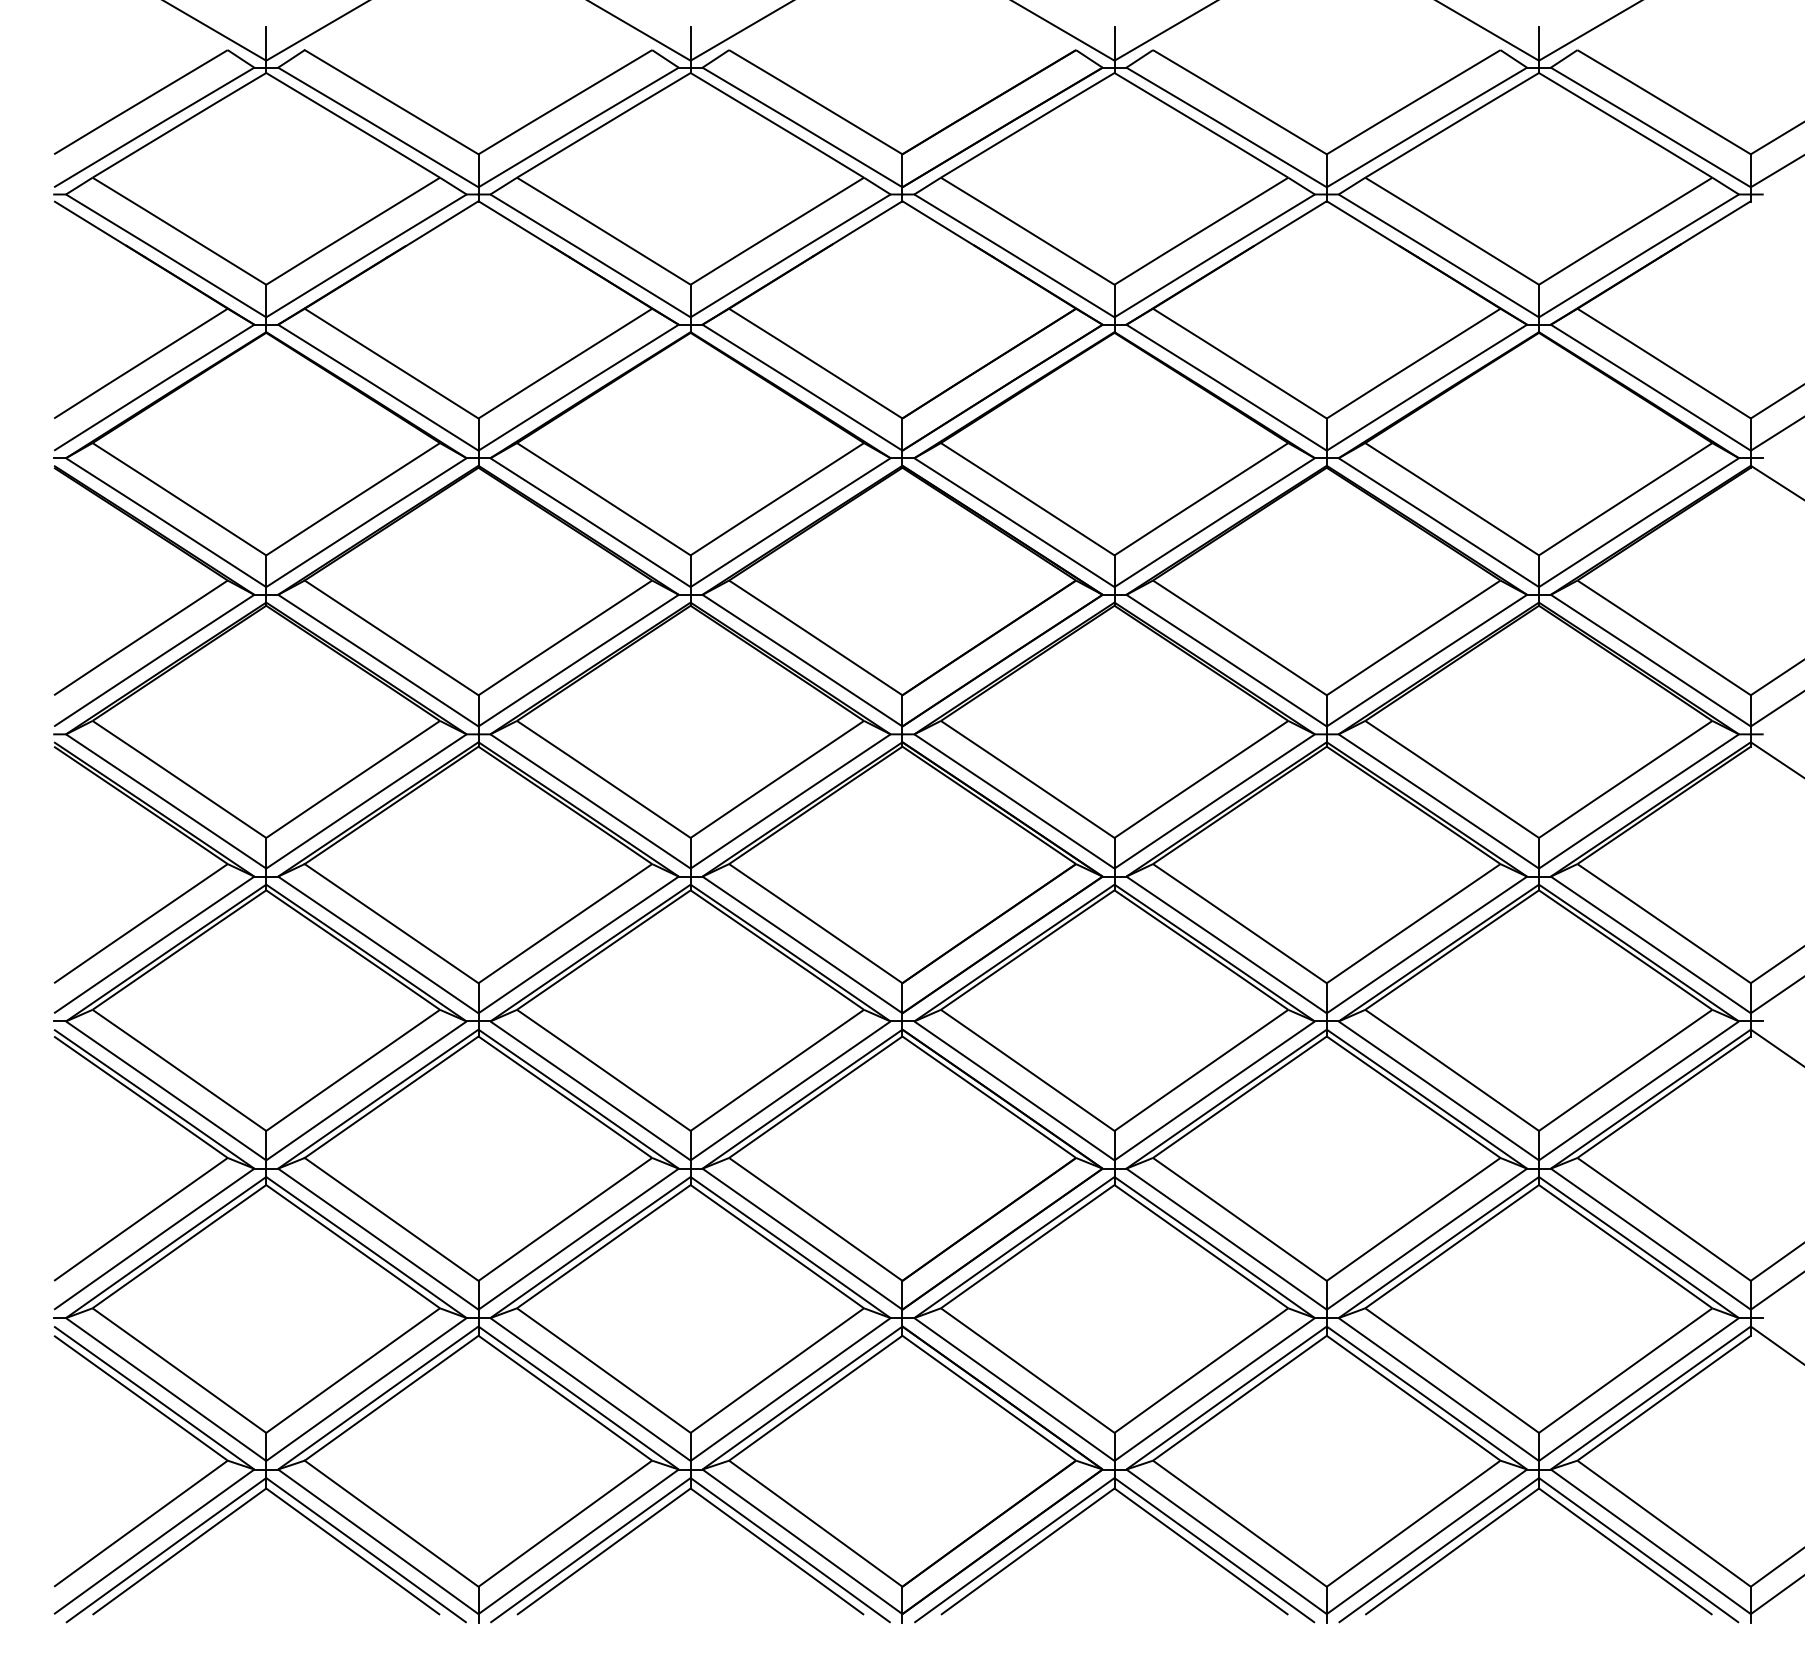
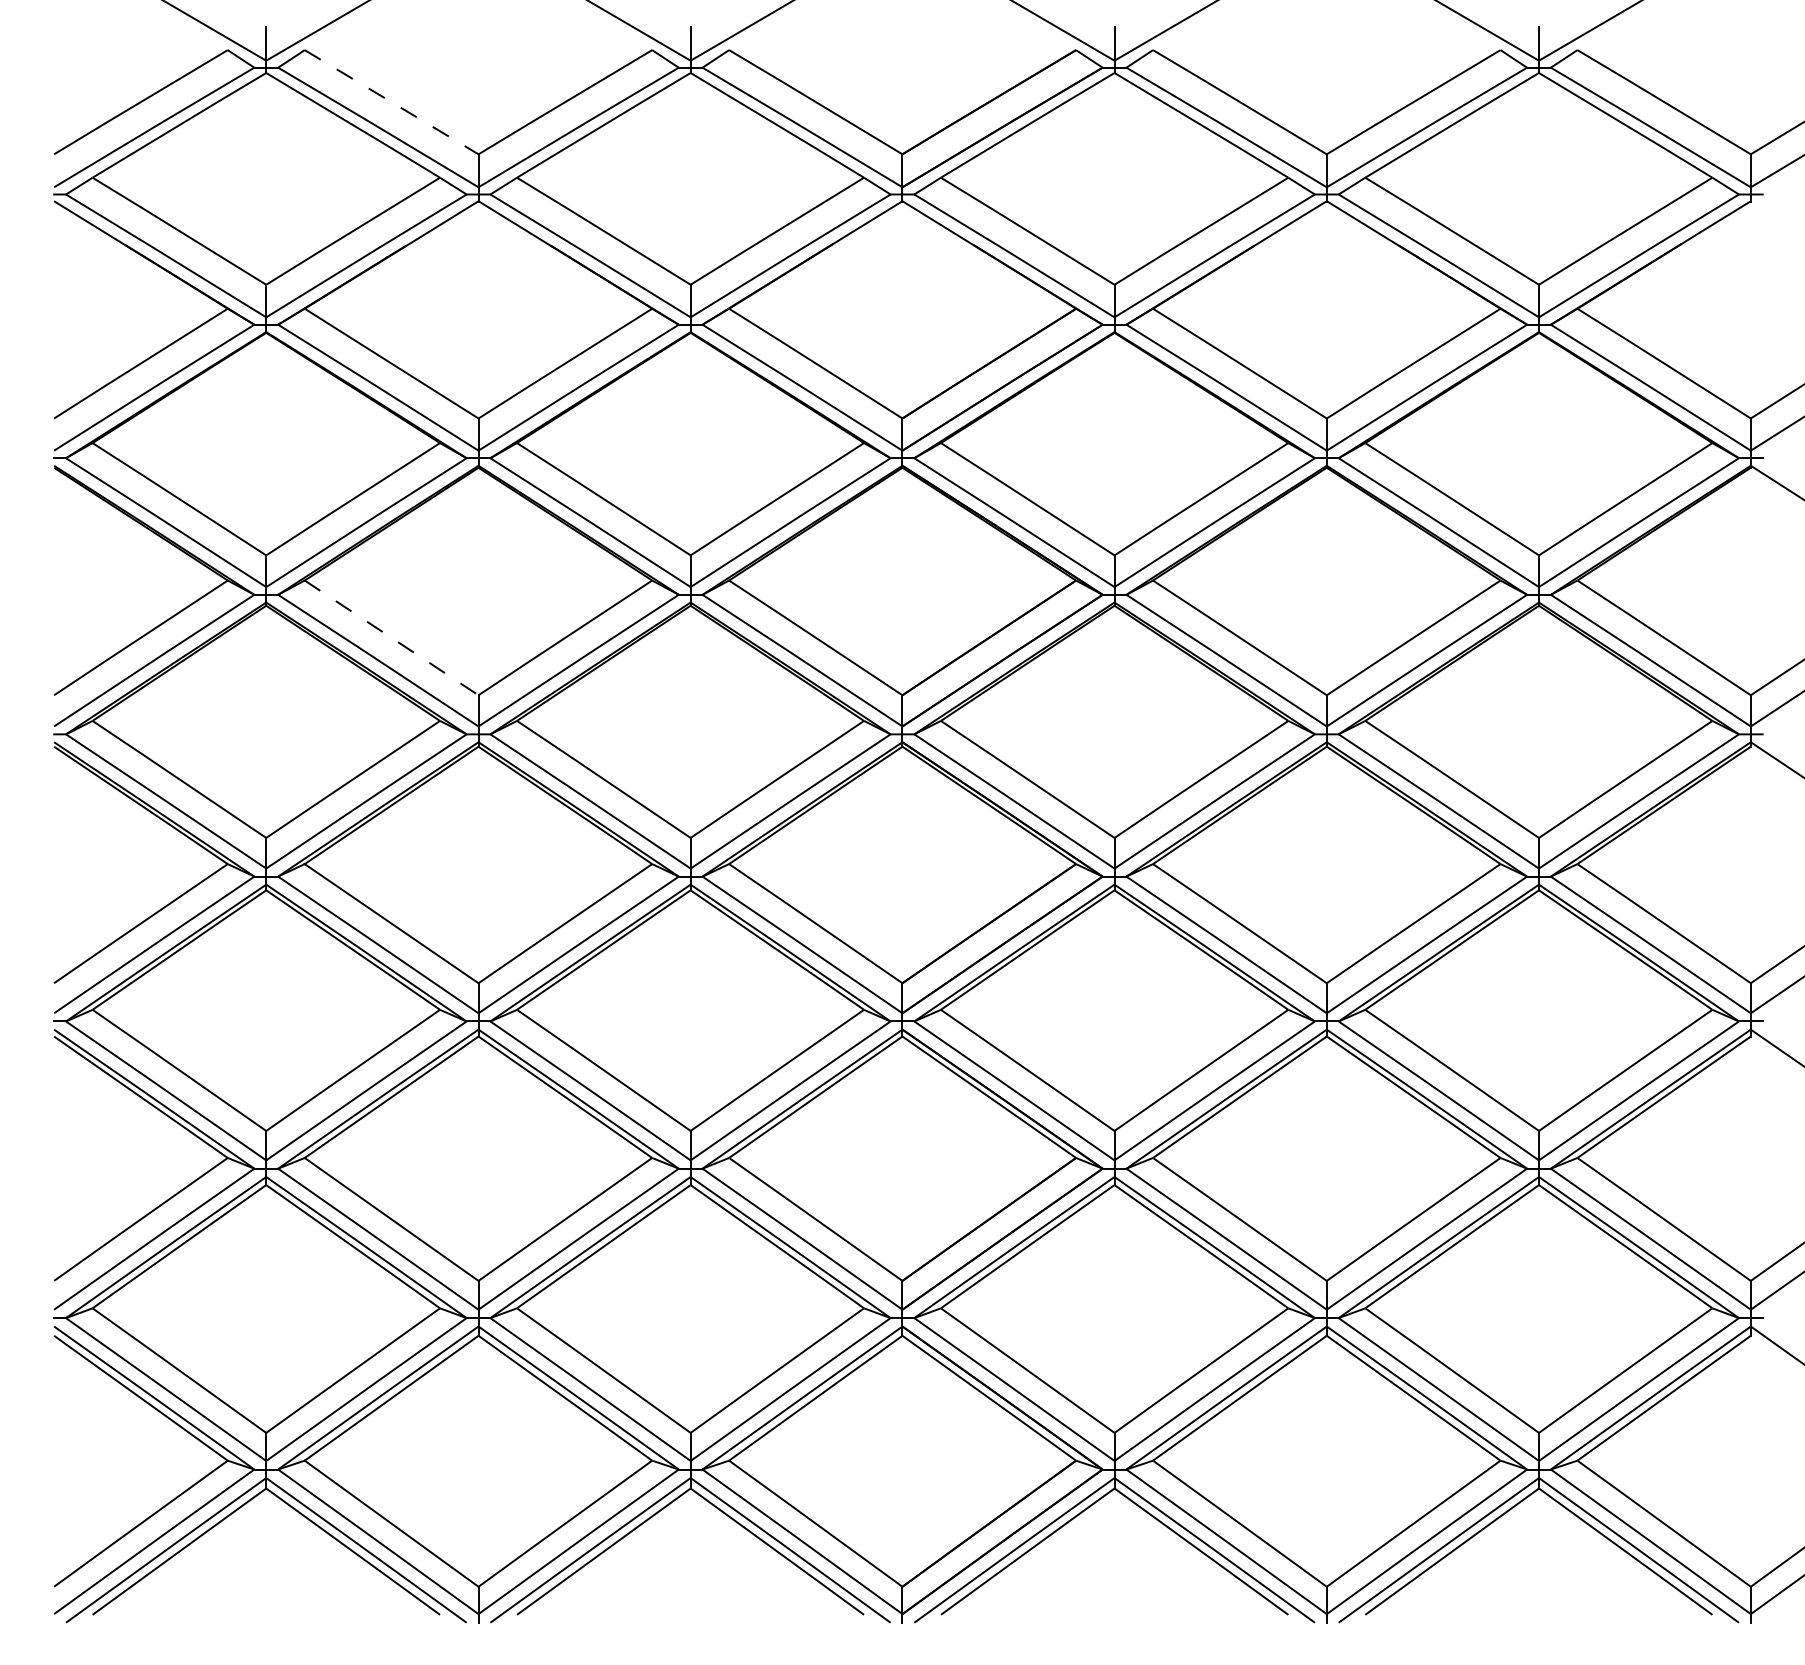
line: solid -> dashed (392, 102)
line: solid -> dashed (392, 638)
